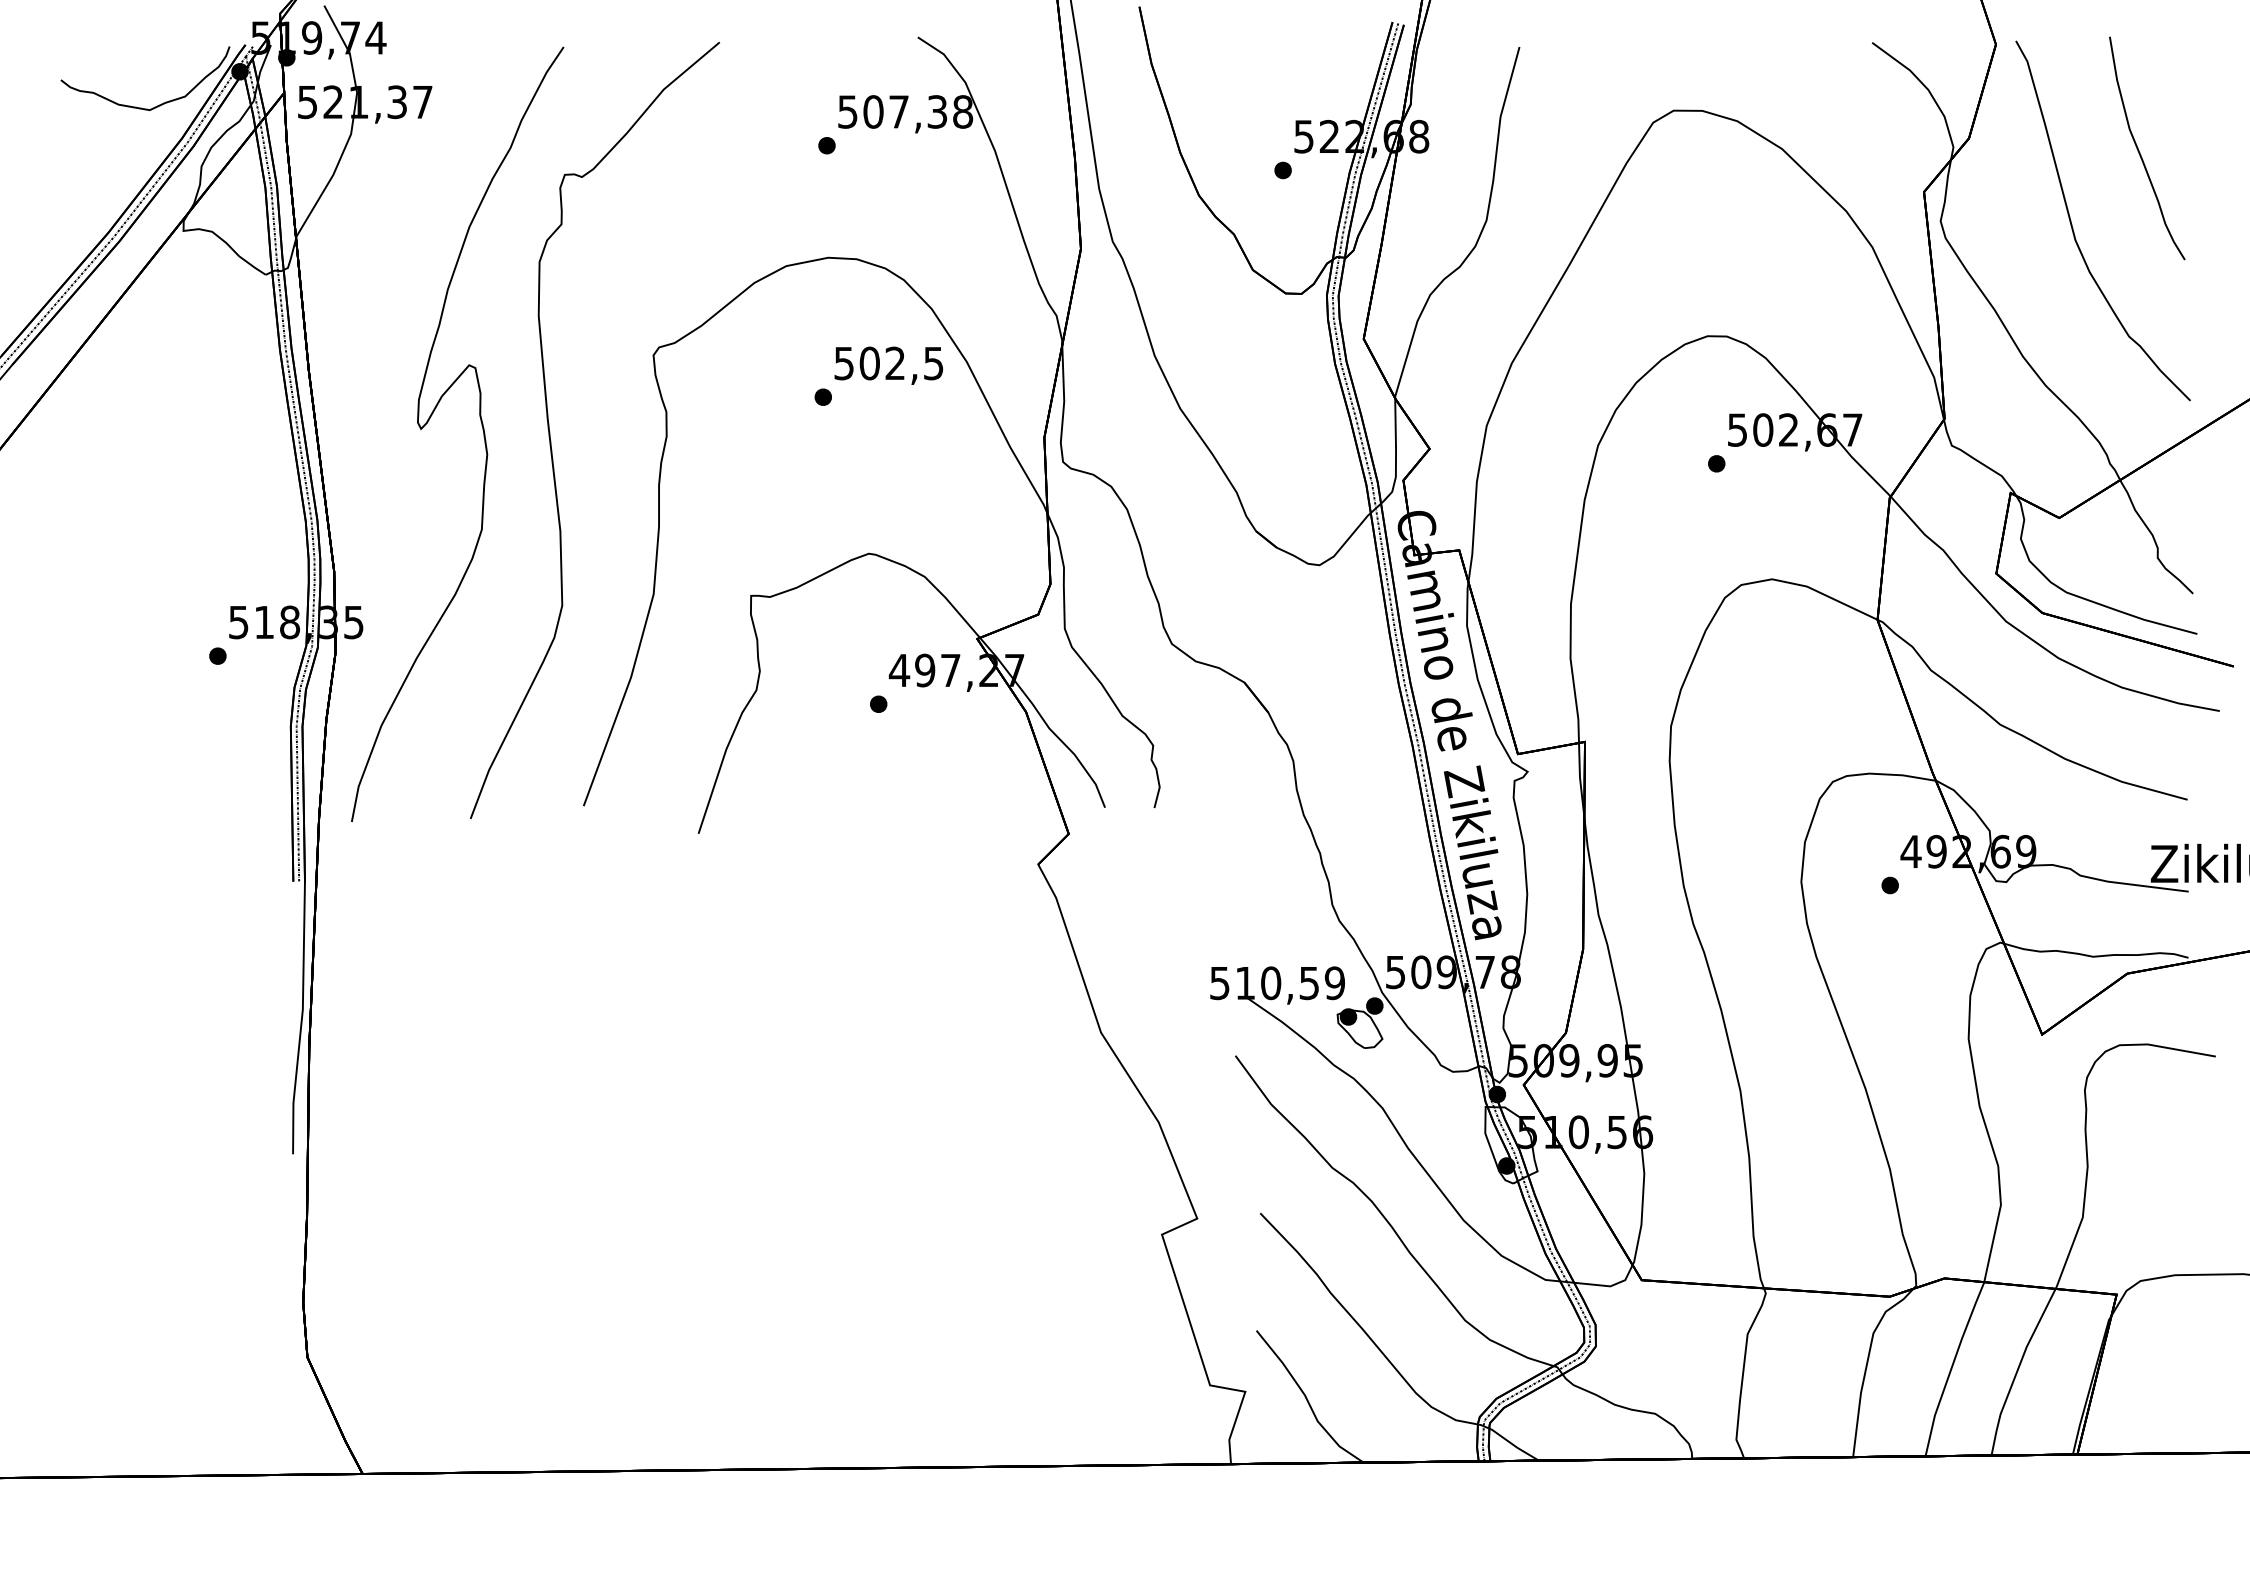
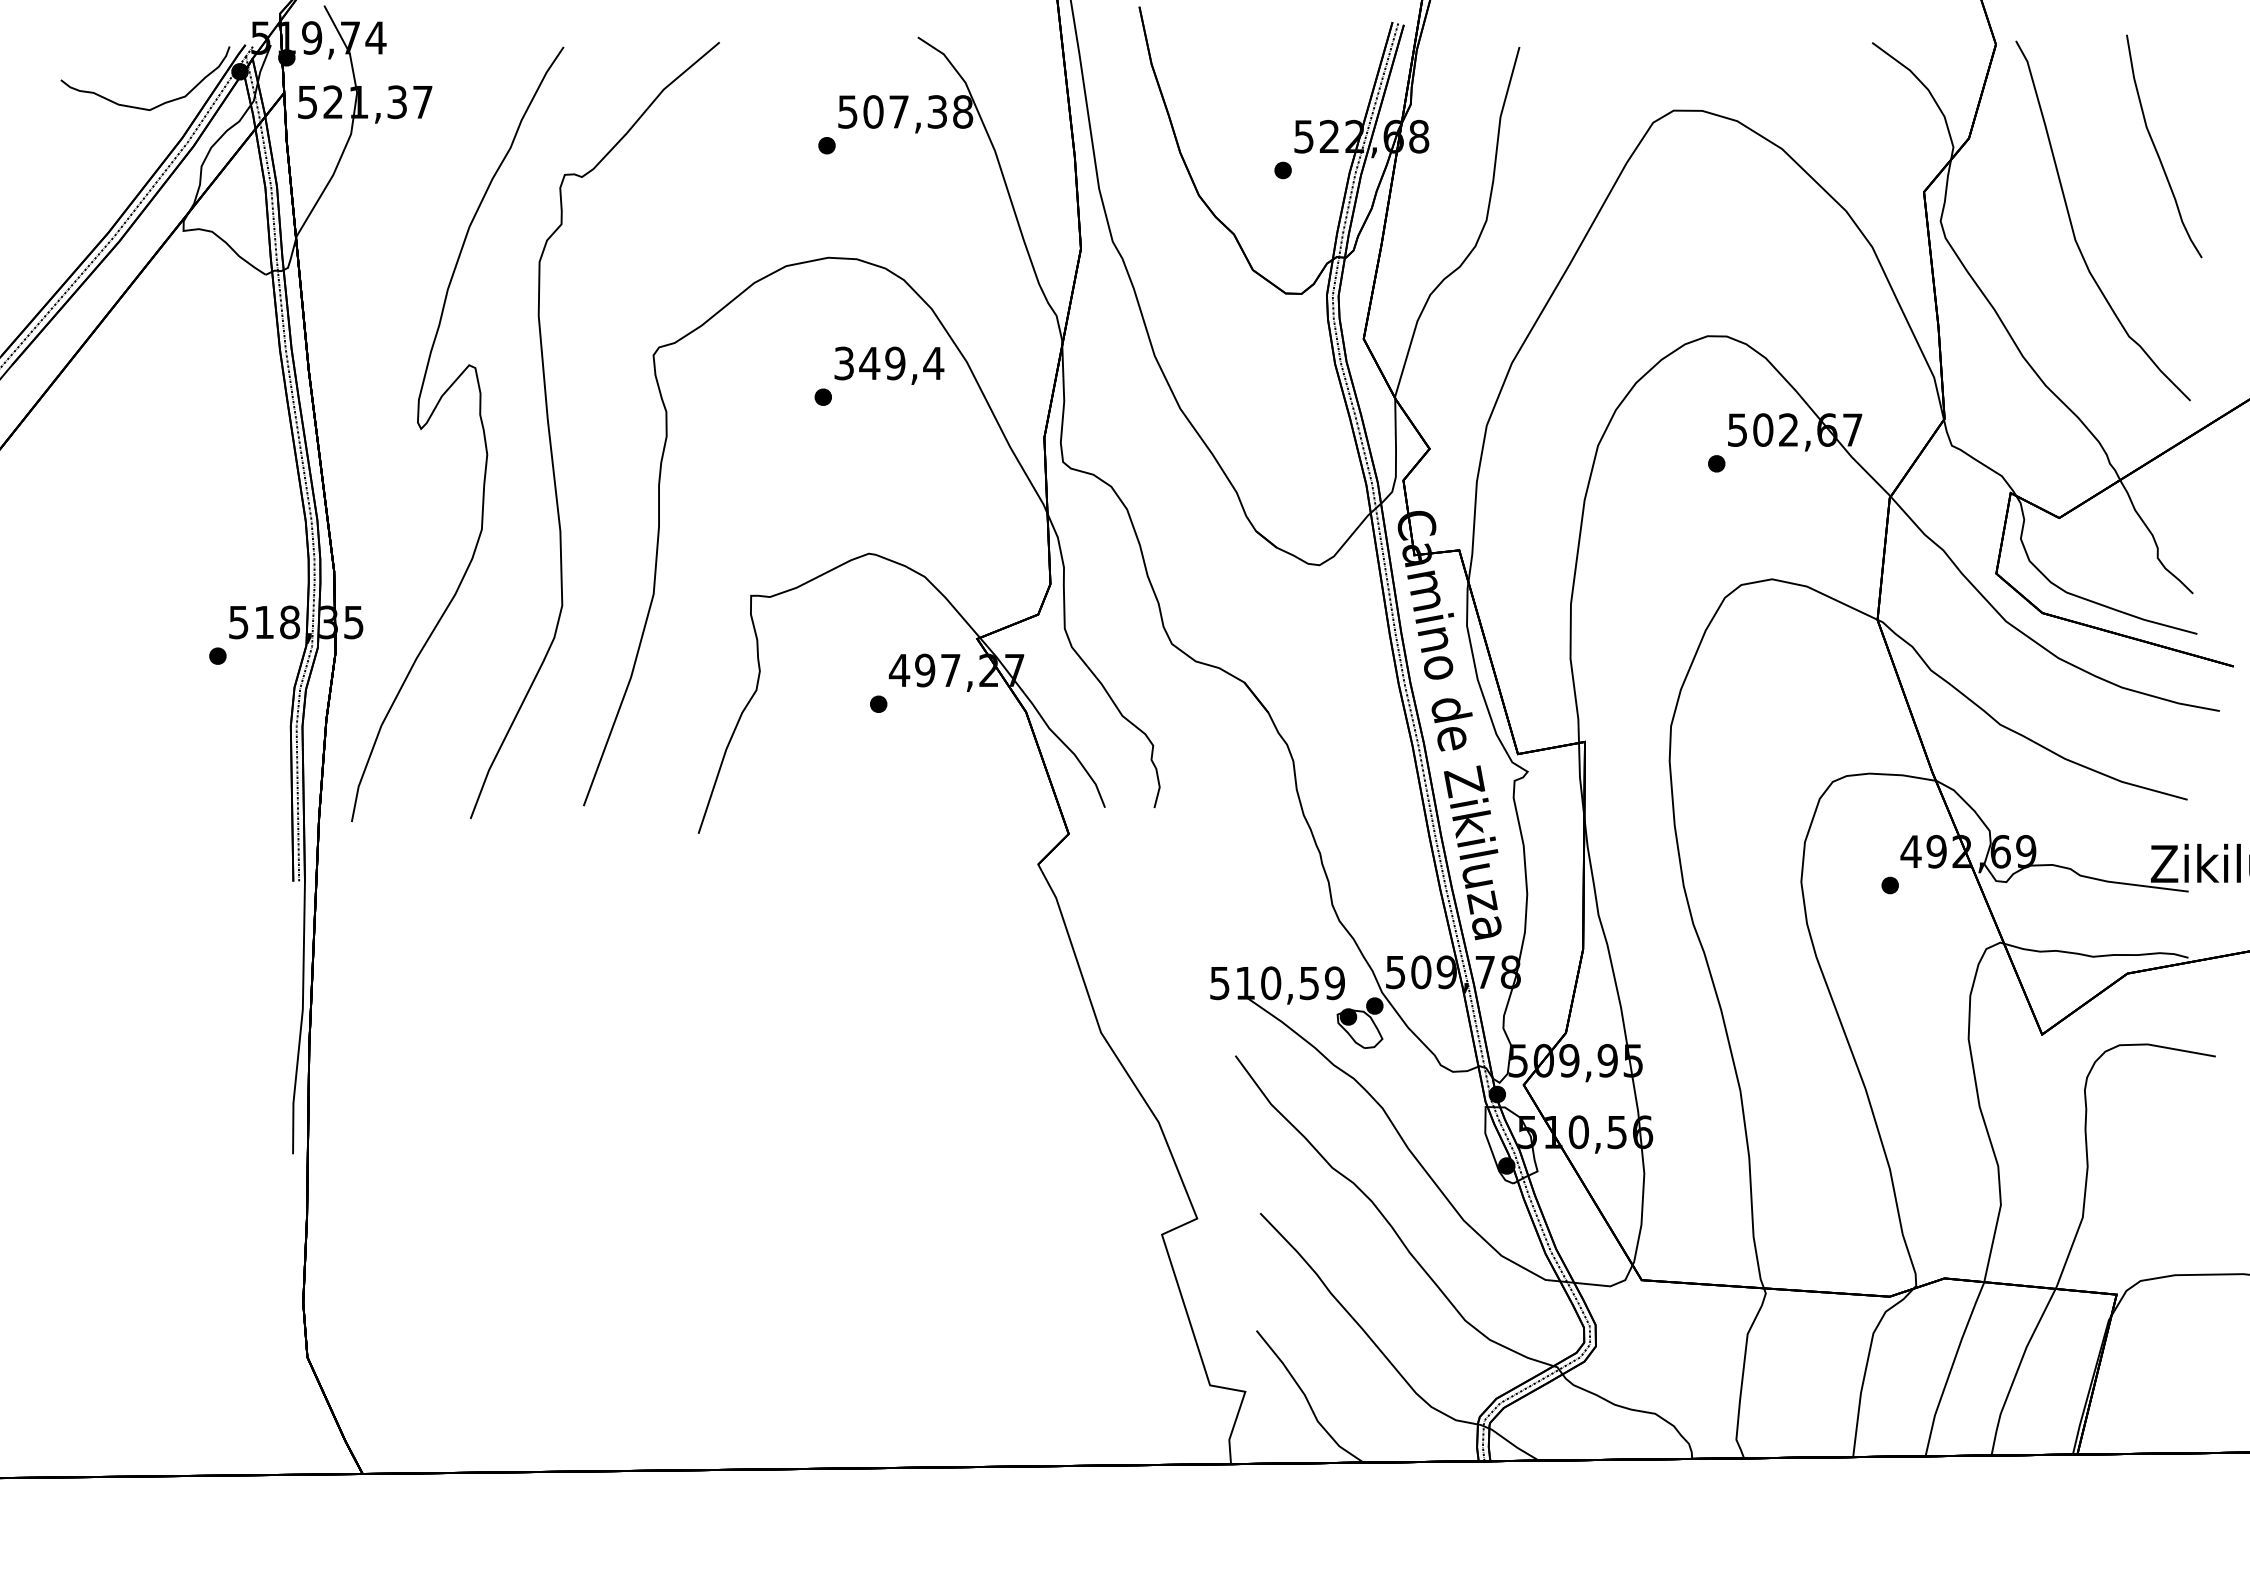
curve position: (2140, 152) -> (2157, 150) (2157, 150)
text: 502,5 -> 349,4 (889, 363)
